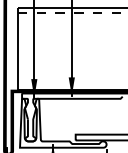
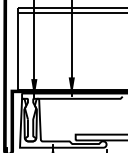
line: dashed -> solid (72, 12)
